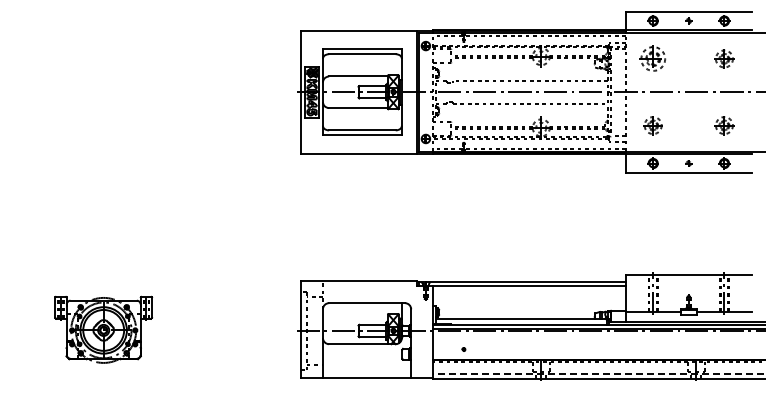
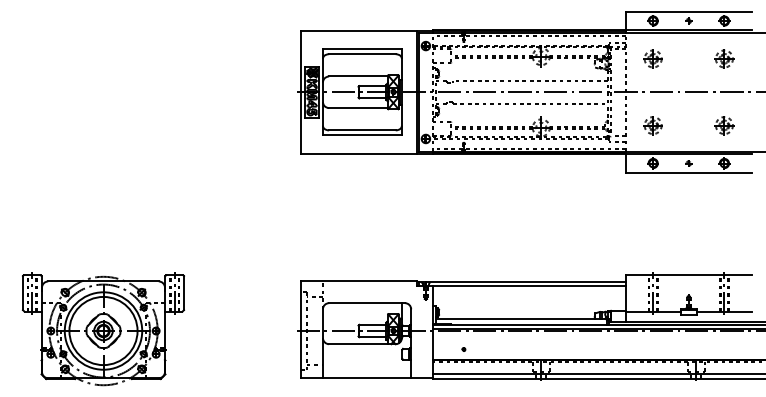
part size: 28x27 px -> 20x20 px (652, 58)
part size: 100x69 px -> 164x115 px (103, 329)
line: dashed -> solid (598, 374)
